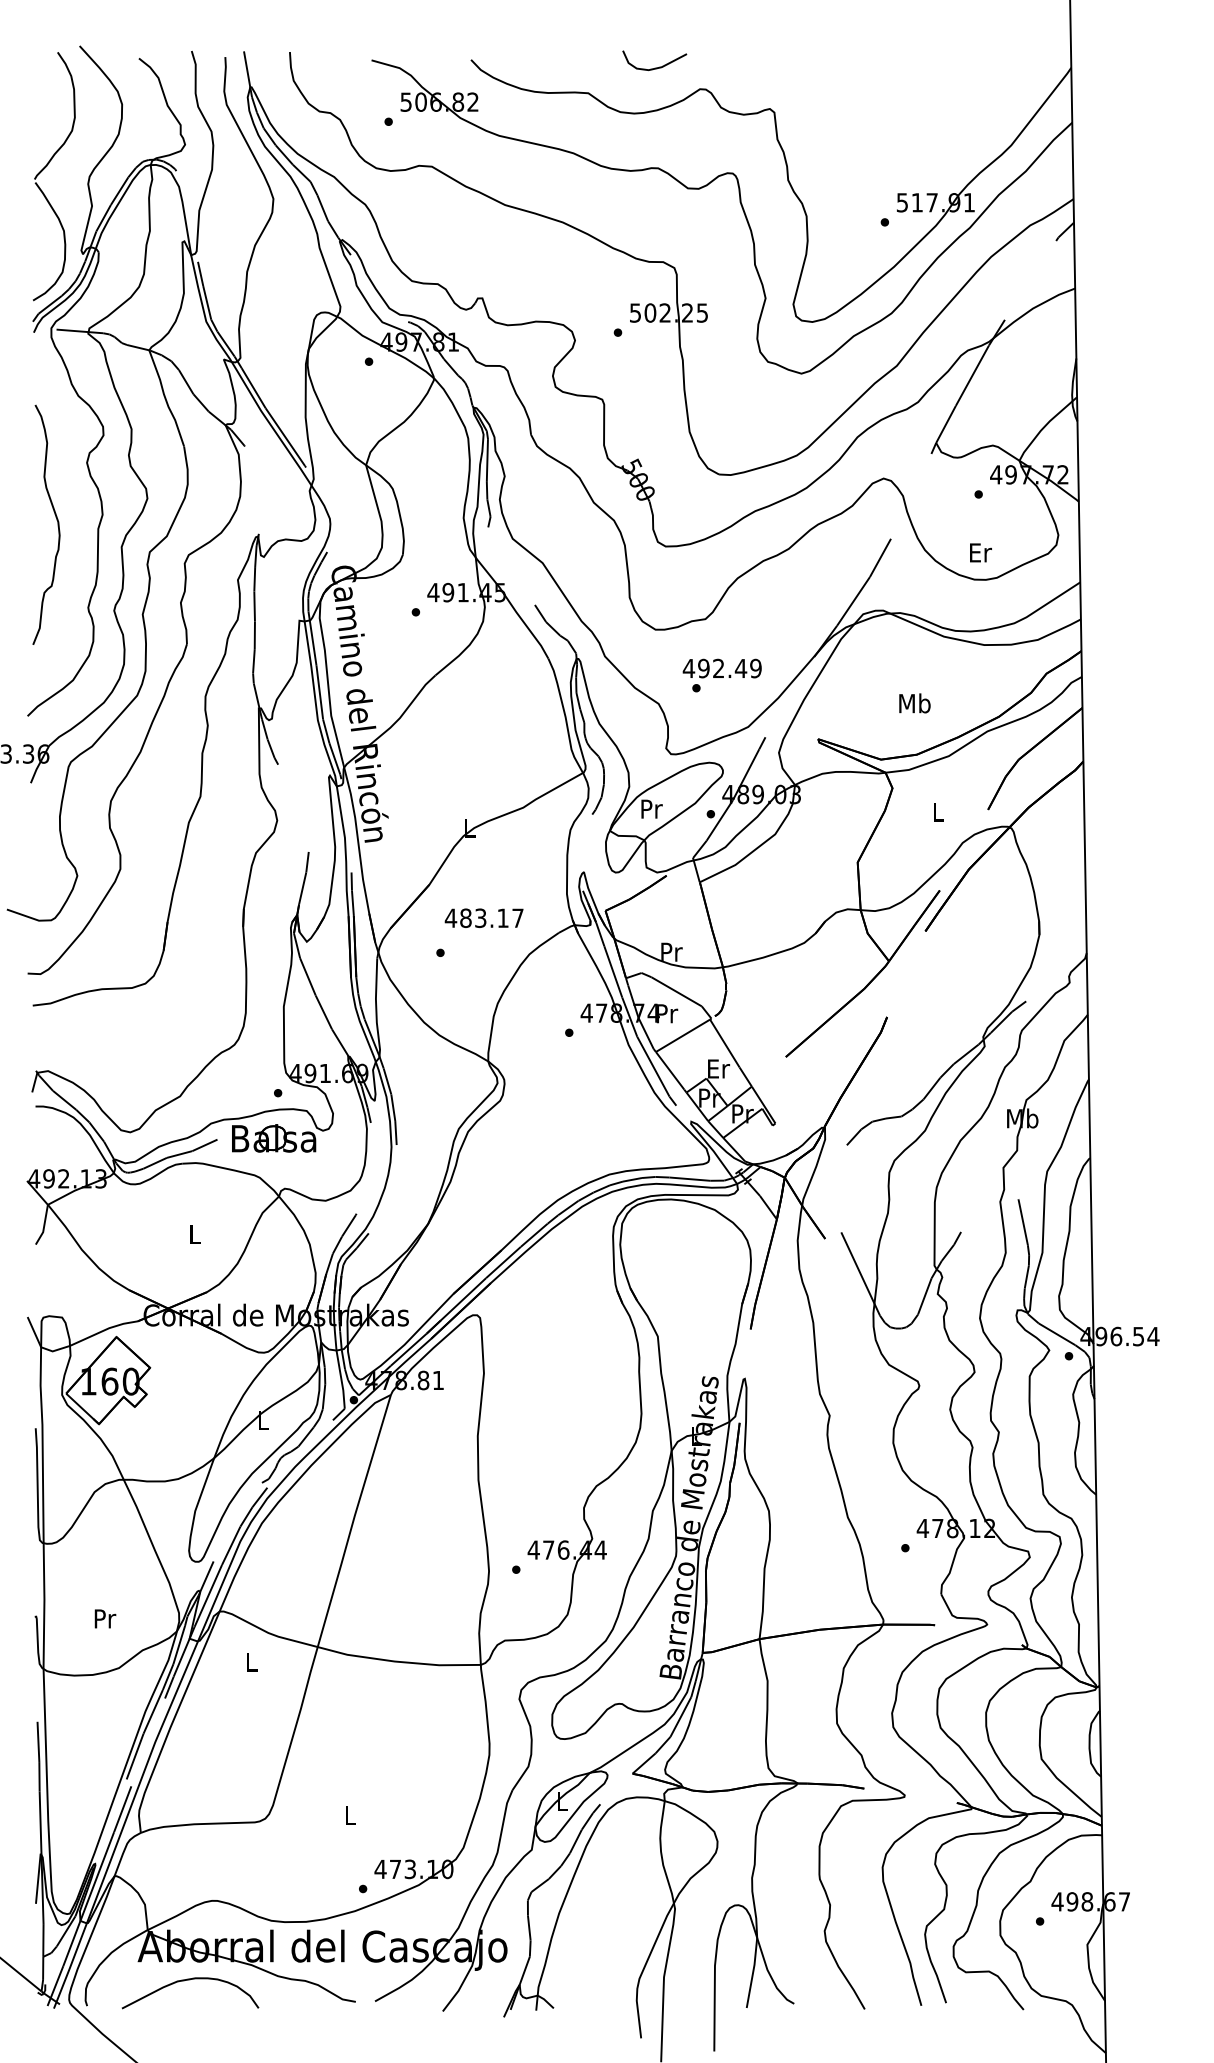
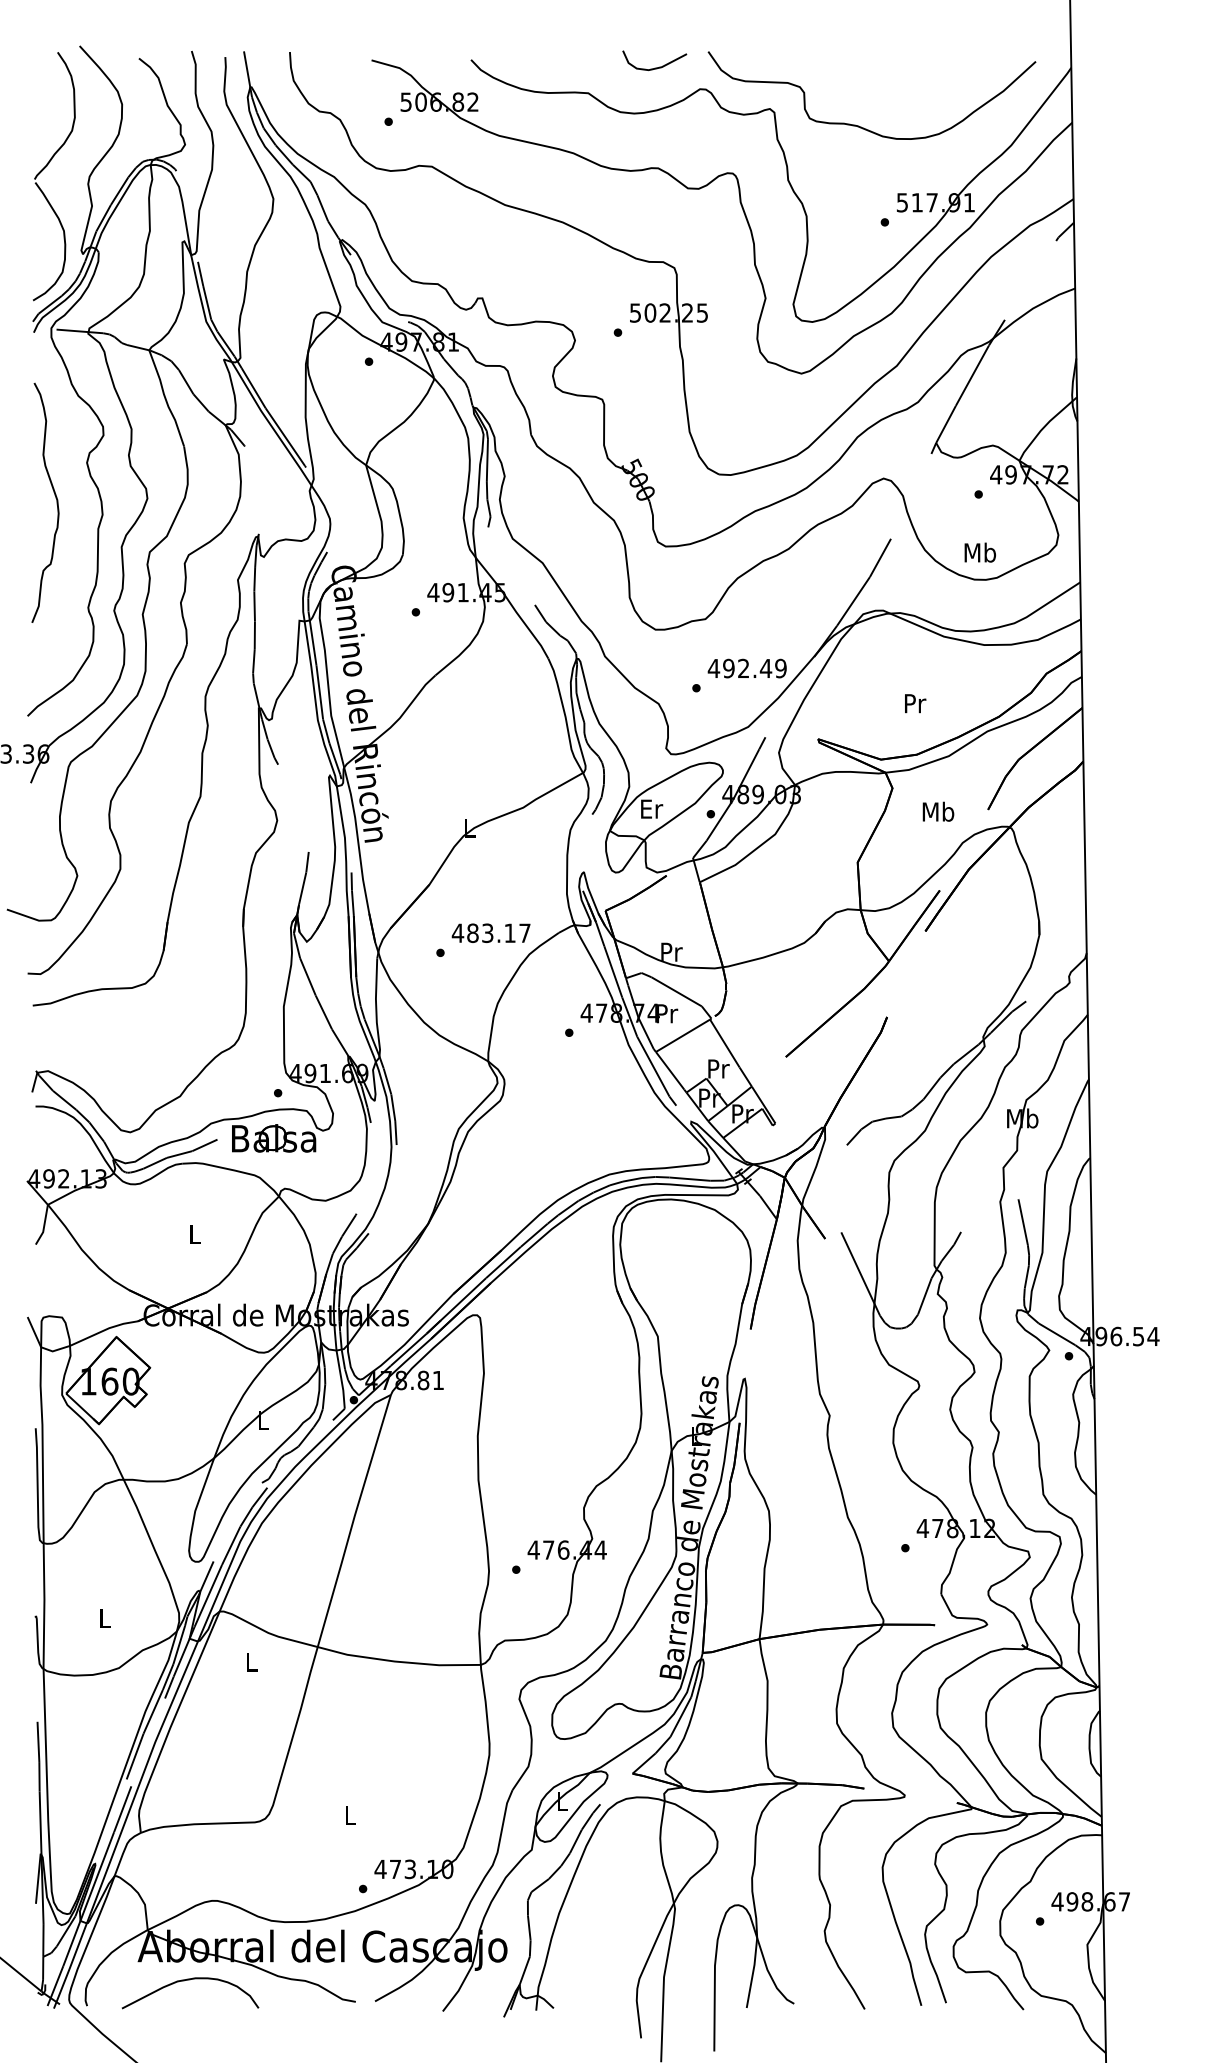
curve: none -> present (861, 126)
curve position: (56, 520) -> (55, 498) (55, 498)
text: Er -> Mb (980, 552)
text position: (721, 668) -> (746, 668) (746, 668)
text: Mb -> Pr (914, 703)
text: Pr -> Er (652, 808)
text: L -> Mb (938, 811)
text position: (483, 917) -> (490, 932) (490, 932)
text: Er -> Pr (719, 1068)
text: Pr -> L (105, 1618)
